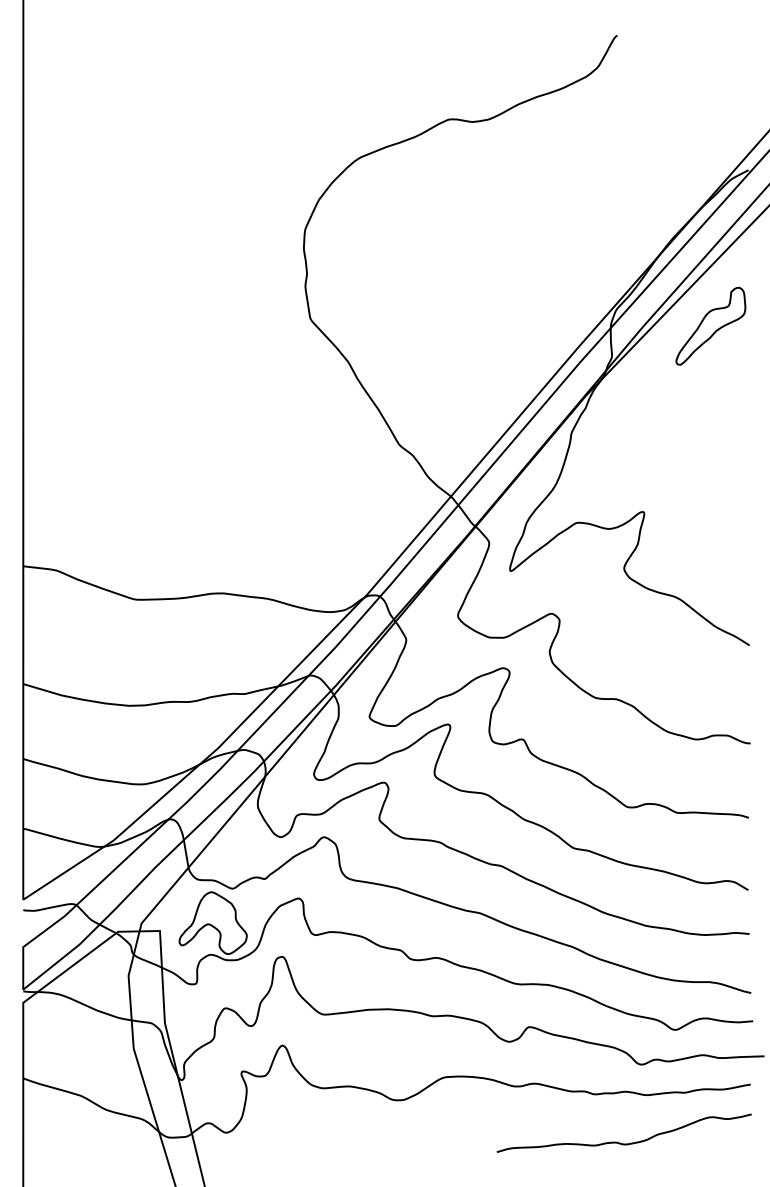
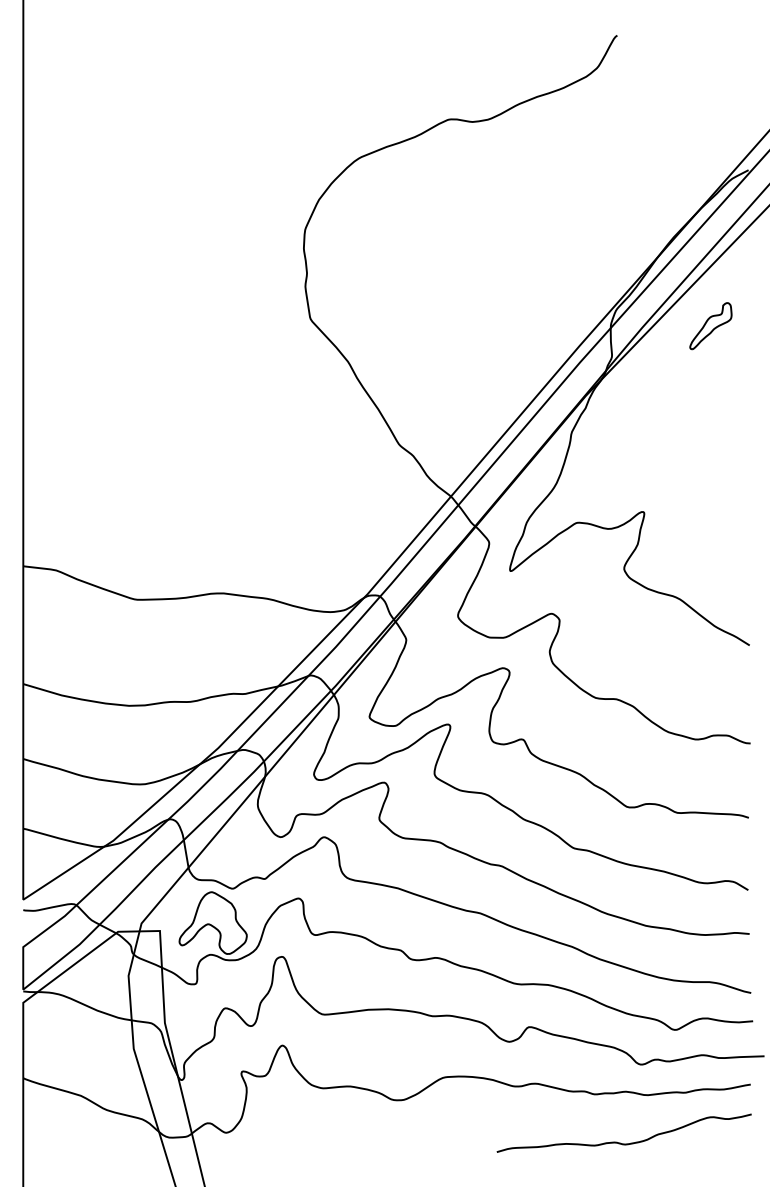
part size: 72x80 px -> 44x49 px (710, 326)
